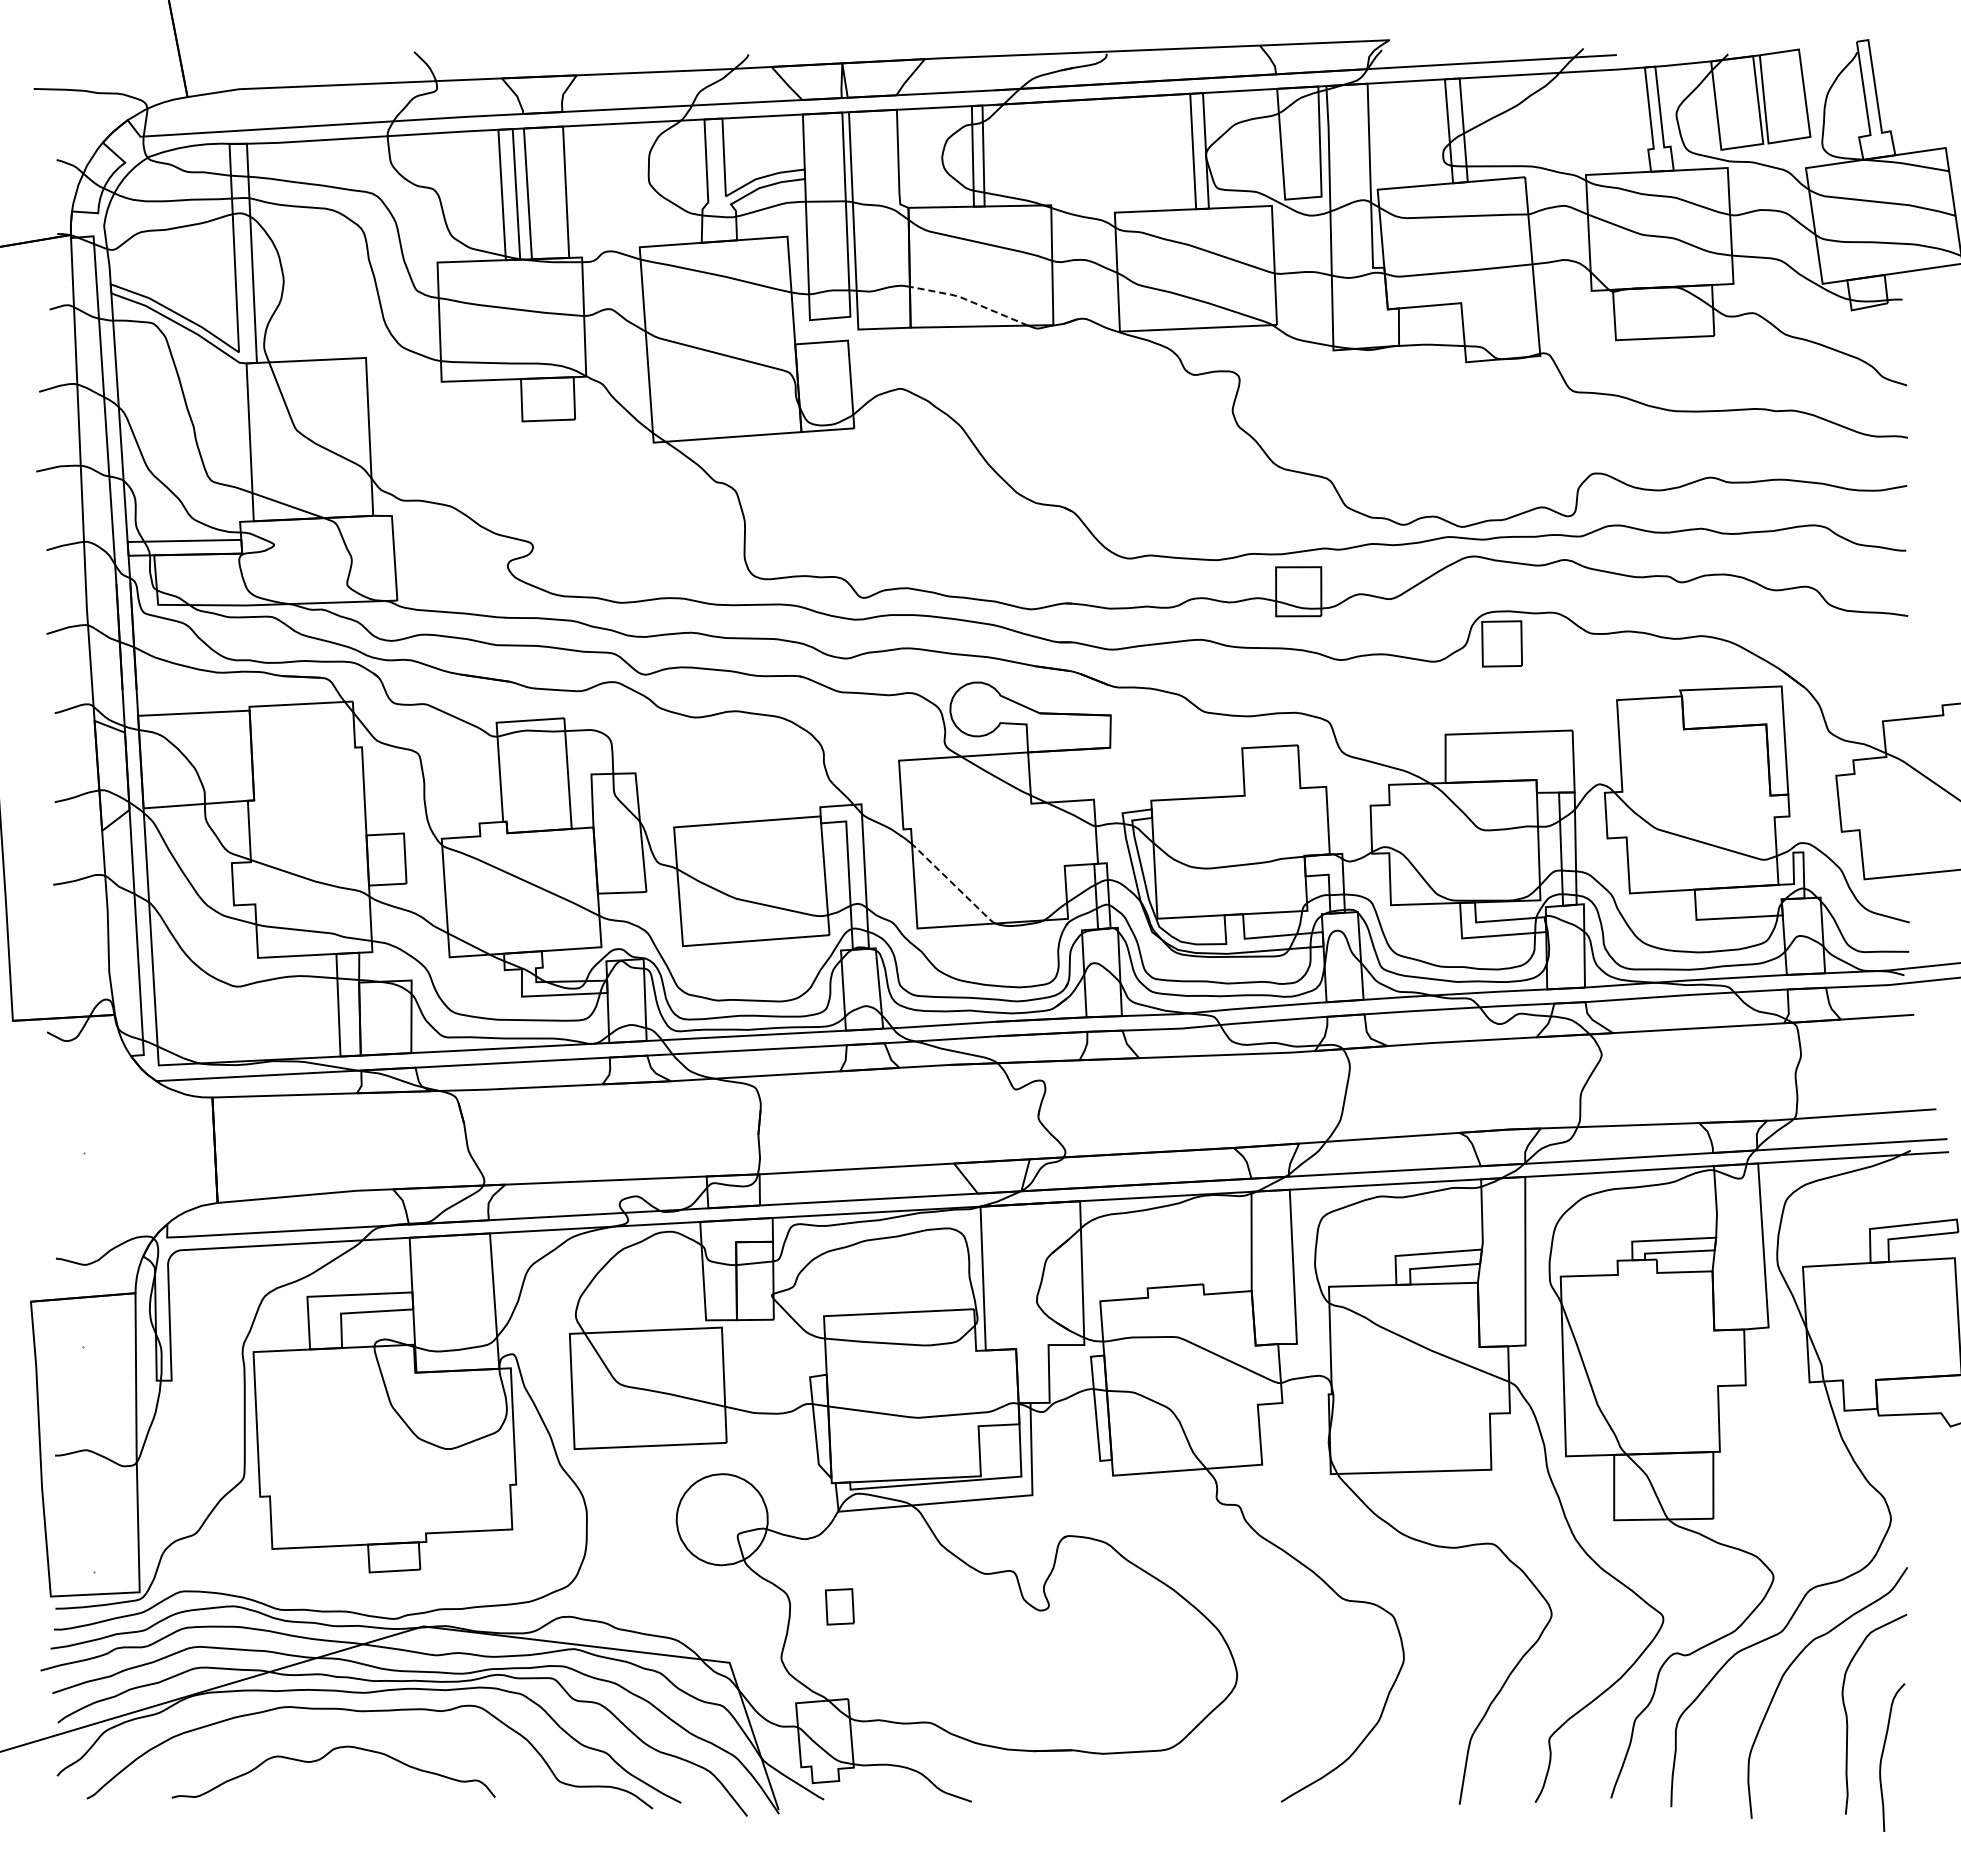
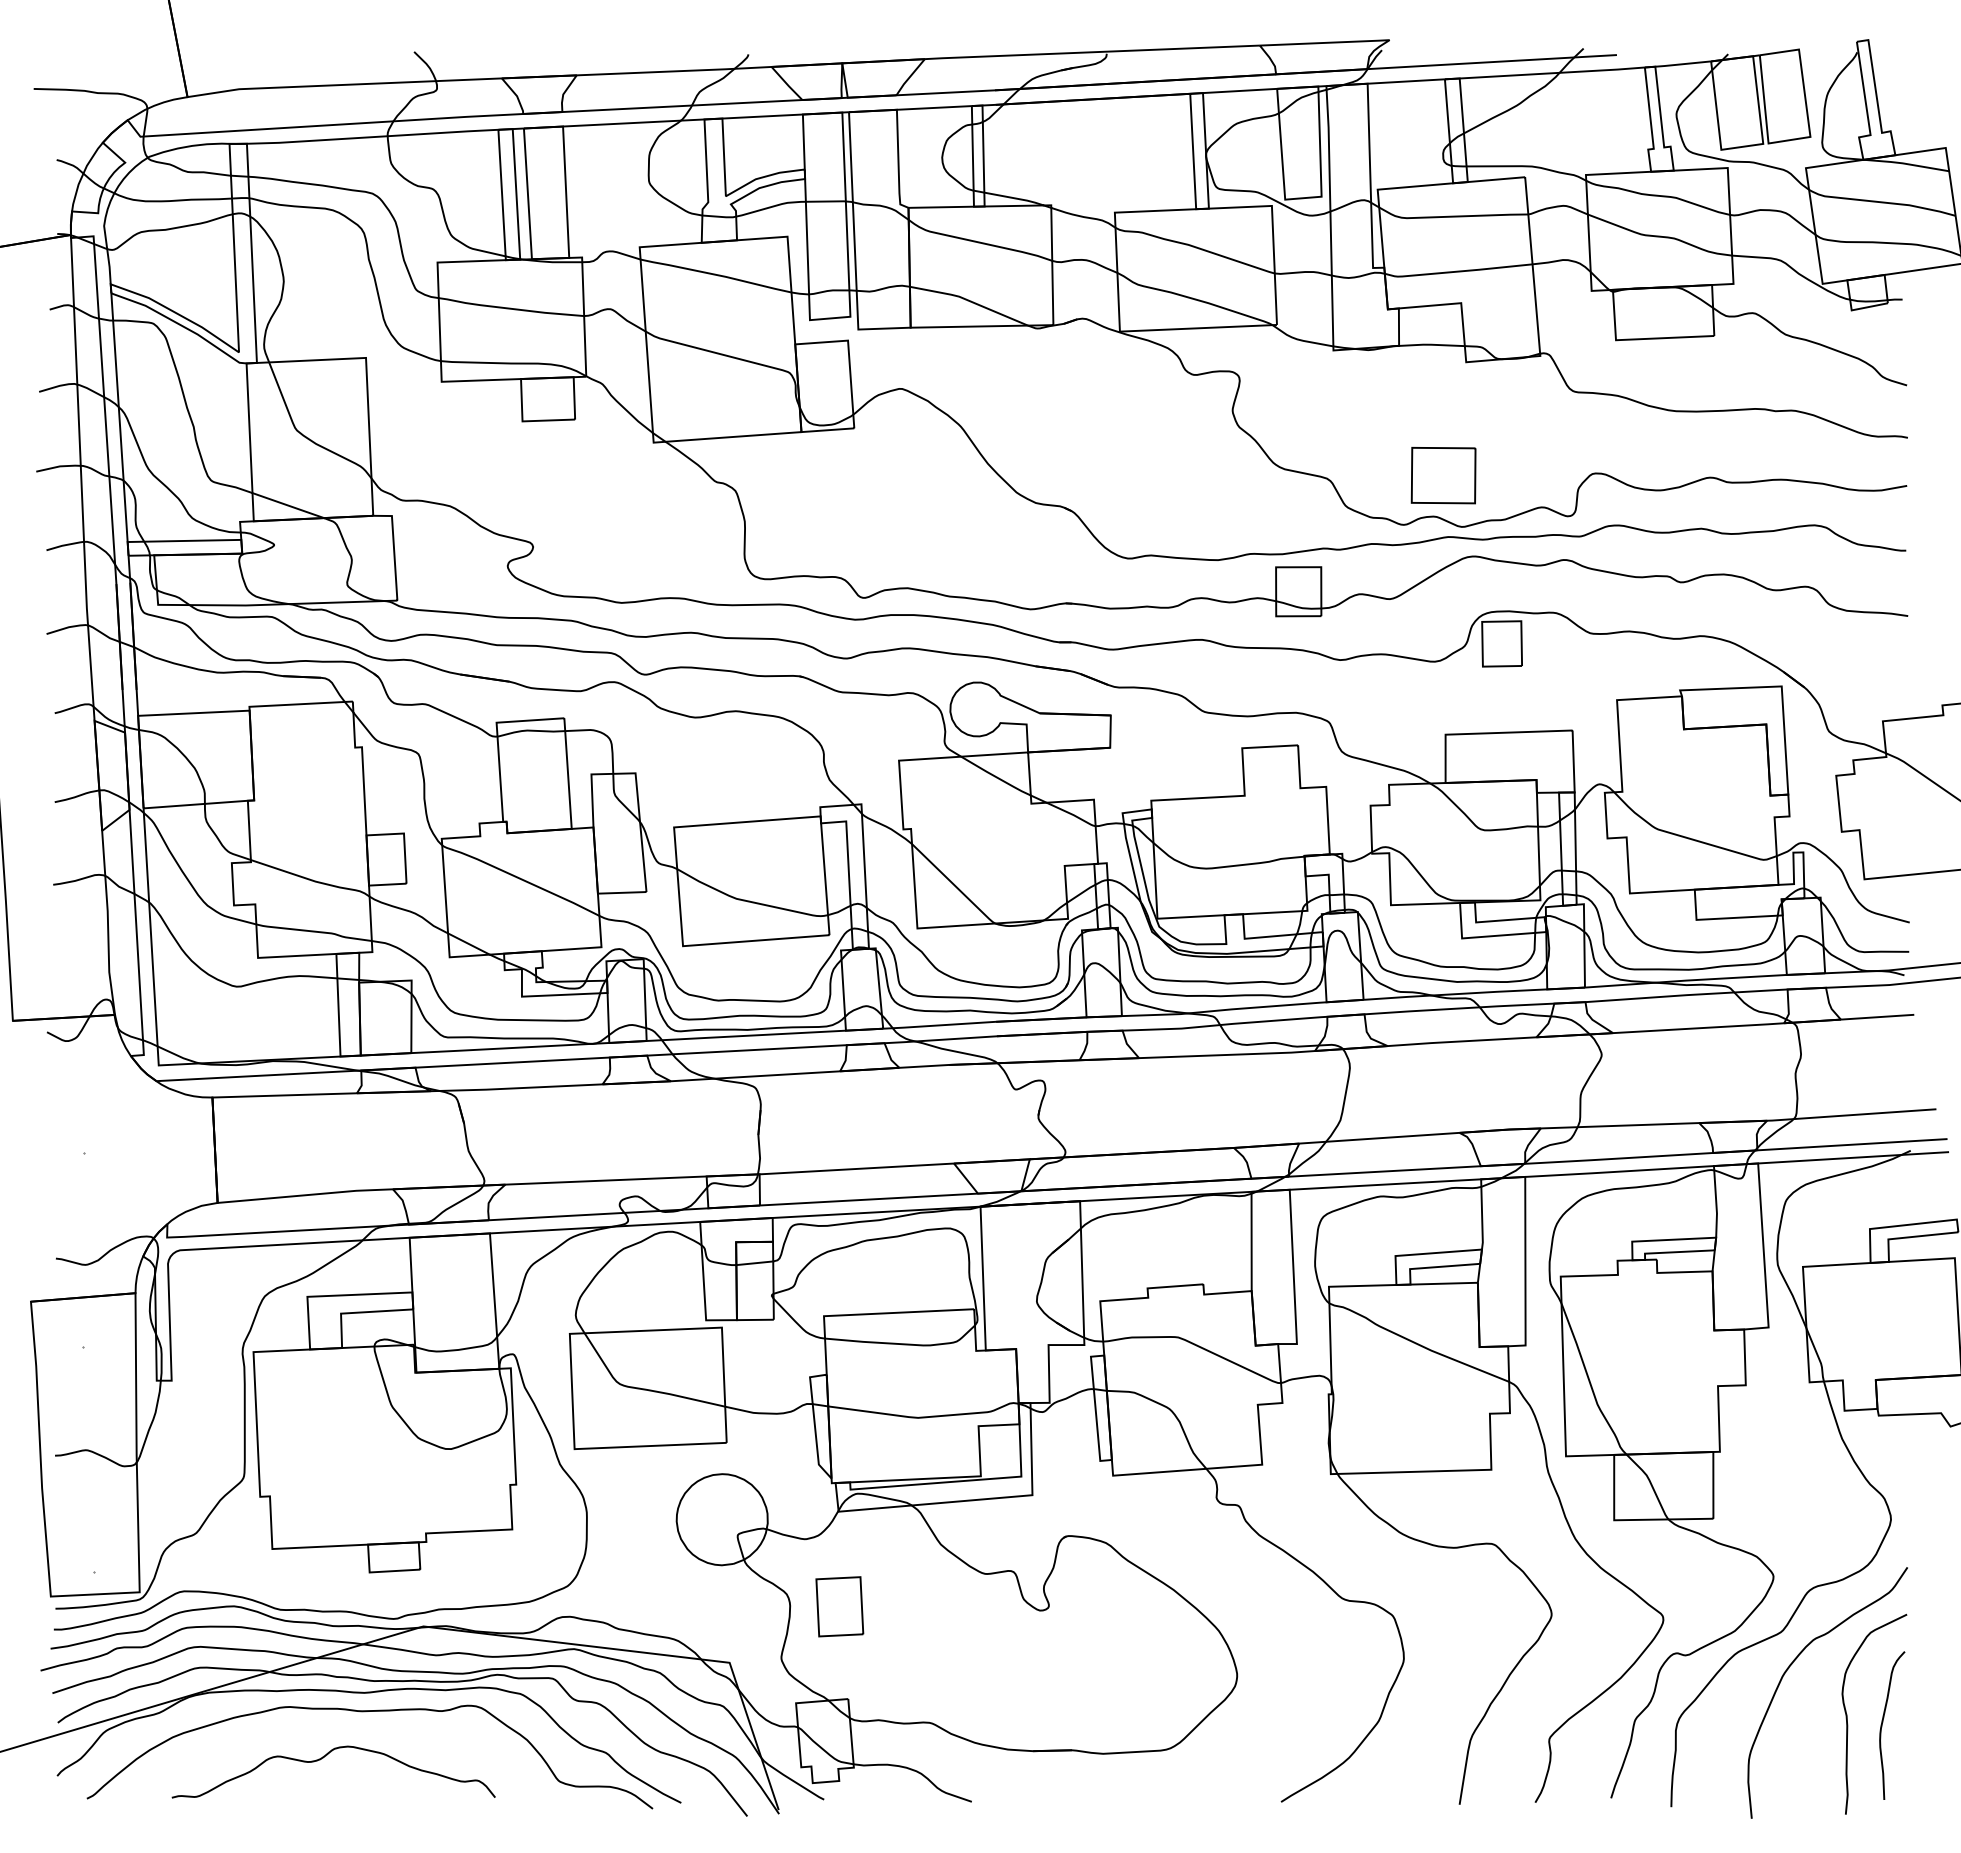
line: dashed -> solid (968, 300)
part: none -> present (1443, 475)
line: dashed -> solid (954, 885)
part size: 30x38 px -> 50x62 px (839, 1606)
curve position: (1883, 1754) -> (1883, 1722) (1883, 1722)
